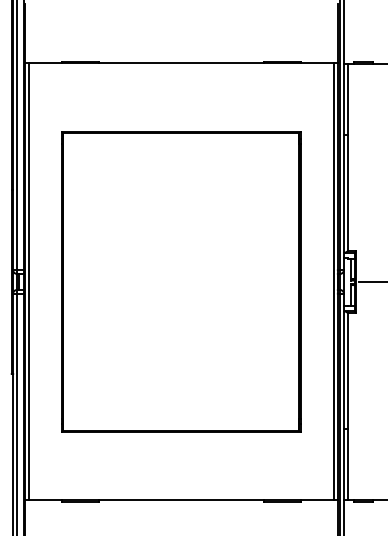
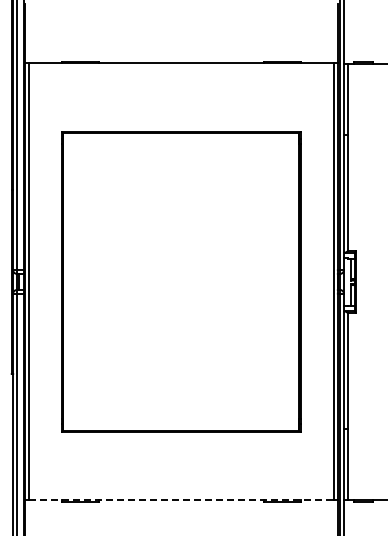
line: present -> none (371, 282)
line: solid -> dashed (181, 500)
